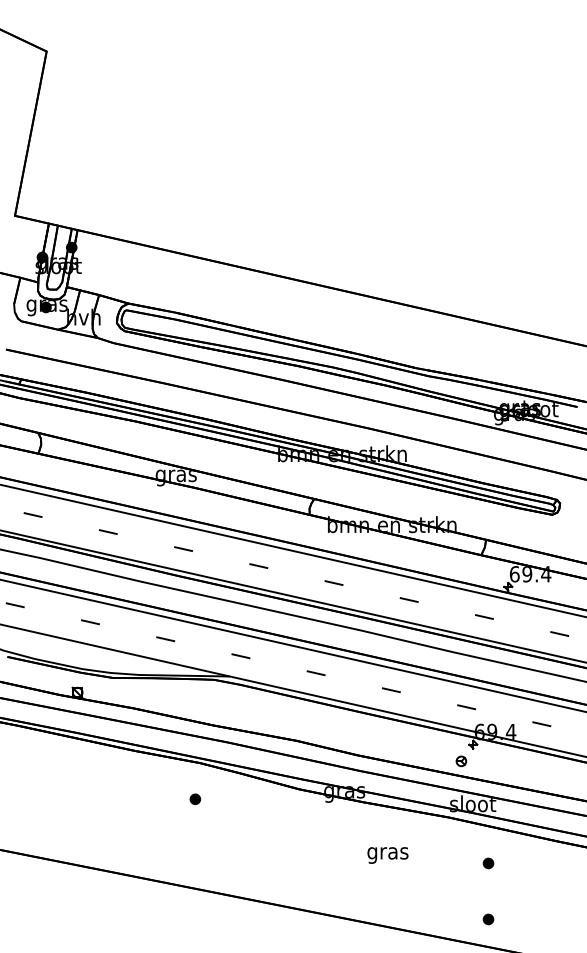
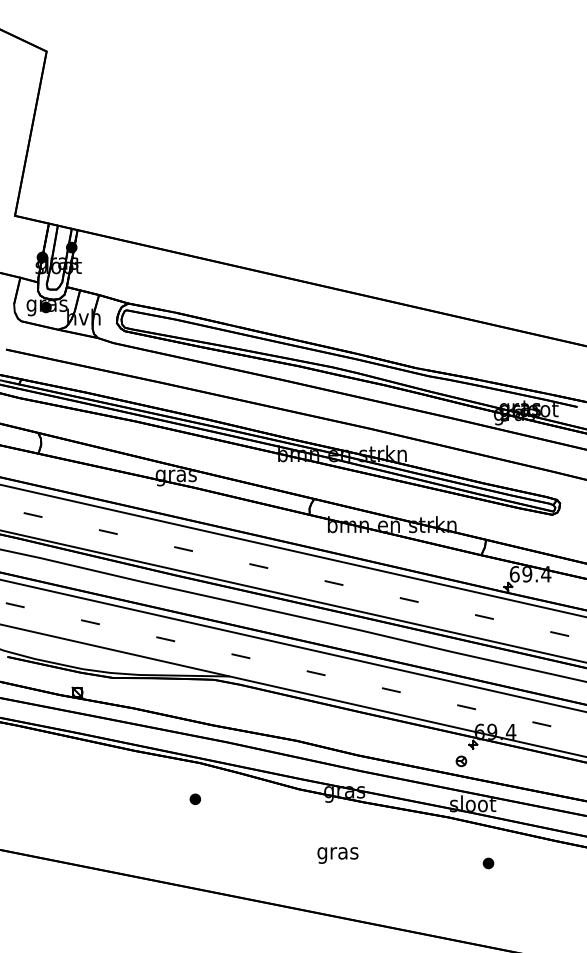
text position: (387, 855) -> (337, 855) (337, 855)
part: present -> none (488, 919)
